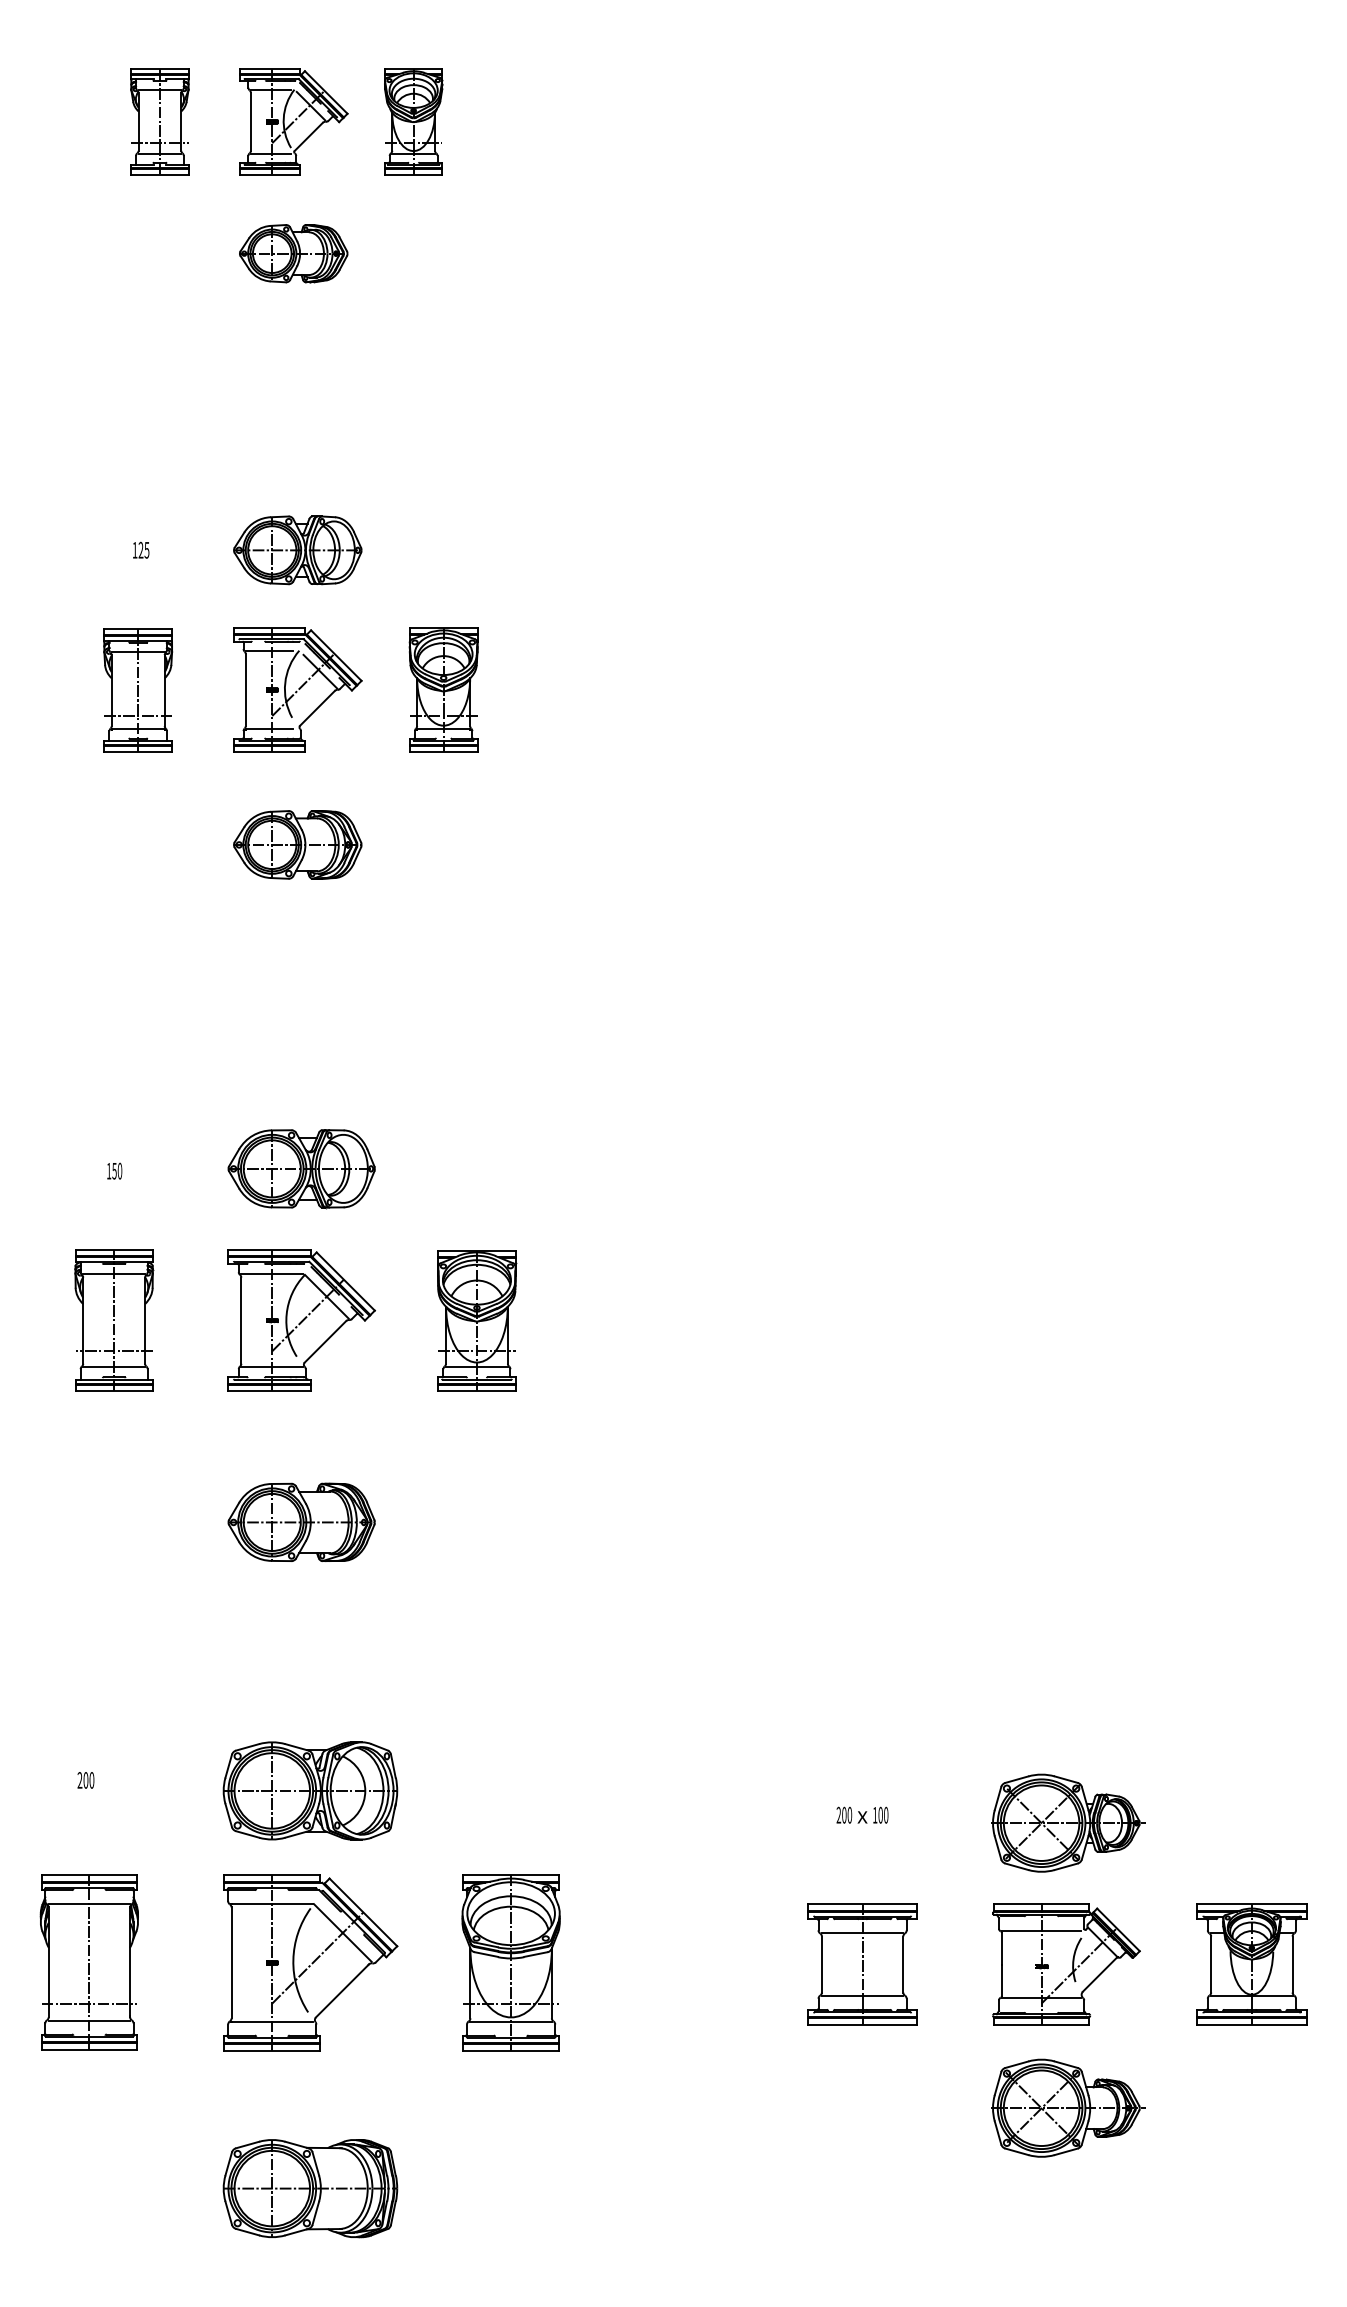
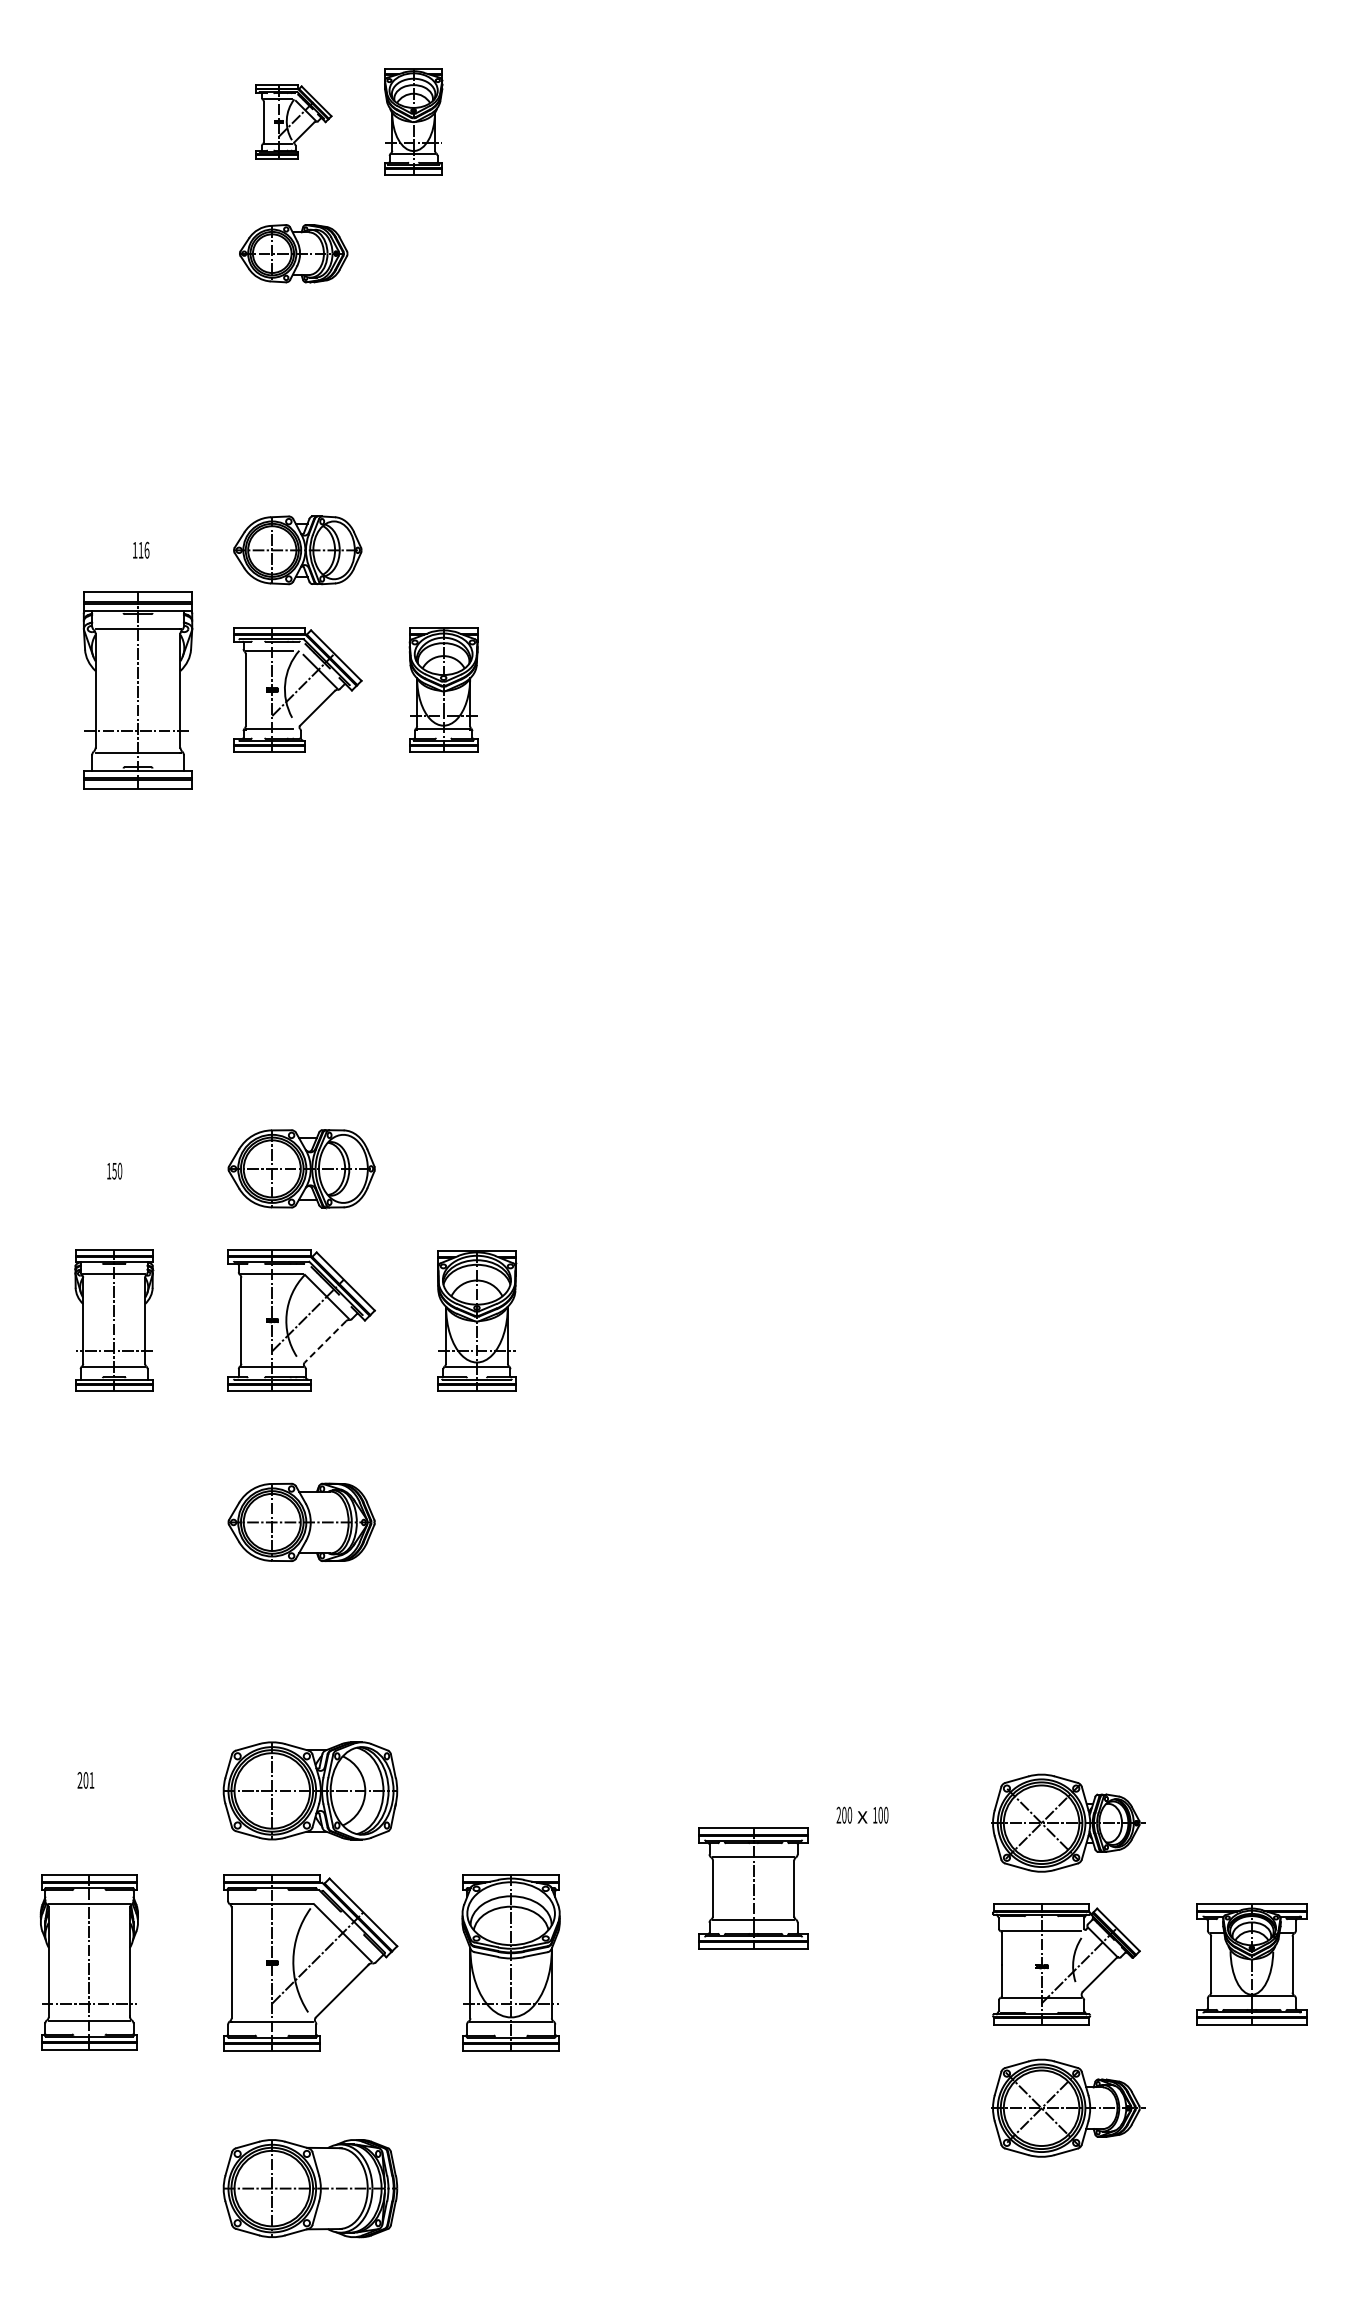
part: present -> none (159, 121)
part size: 110x108 px -> 78x76 px (293, 121)
text: 125 -> 116 (143, 549)
part size: 71x125 px -> 112x199 px (137, 690)
part: present -> none (297, 844)
line: solid -> dashed (325, 1342)
text: 200 -> 201 (91, 1780)
part position: (862, 1964) -> (753, 1888) (753, 1888)
